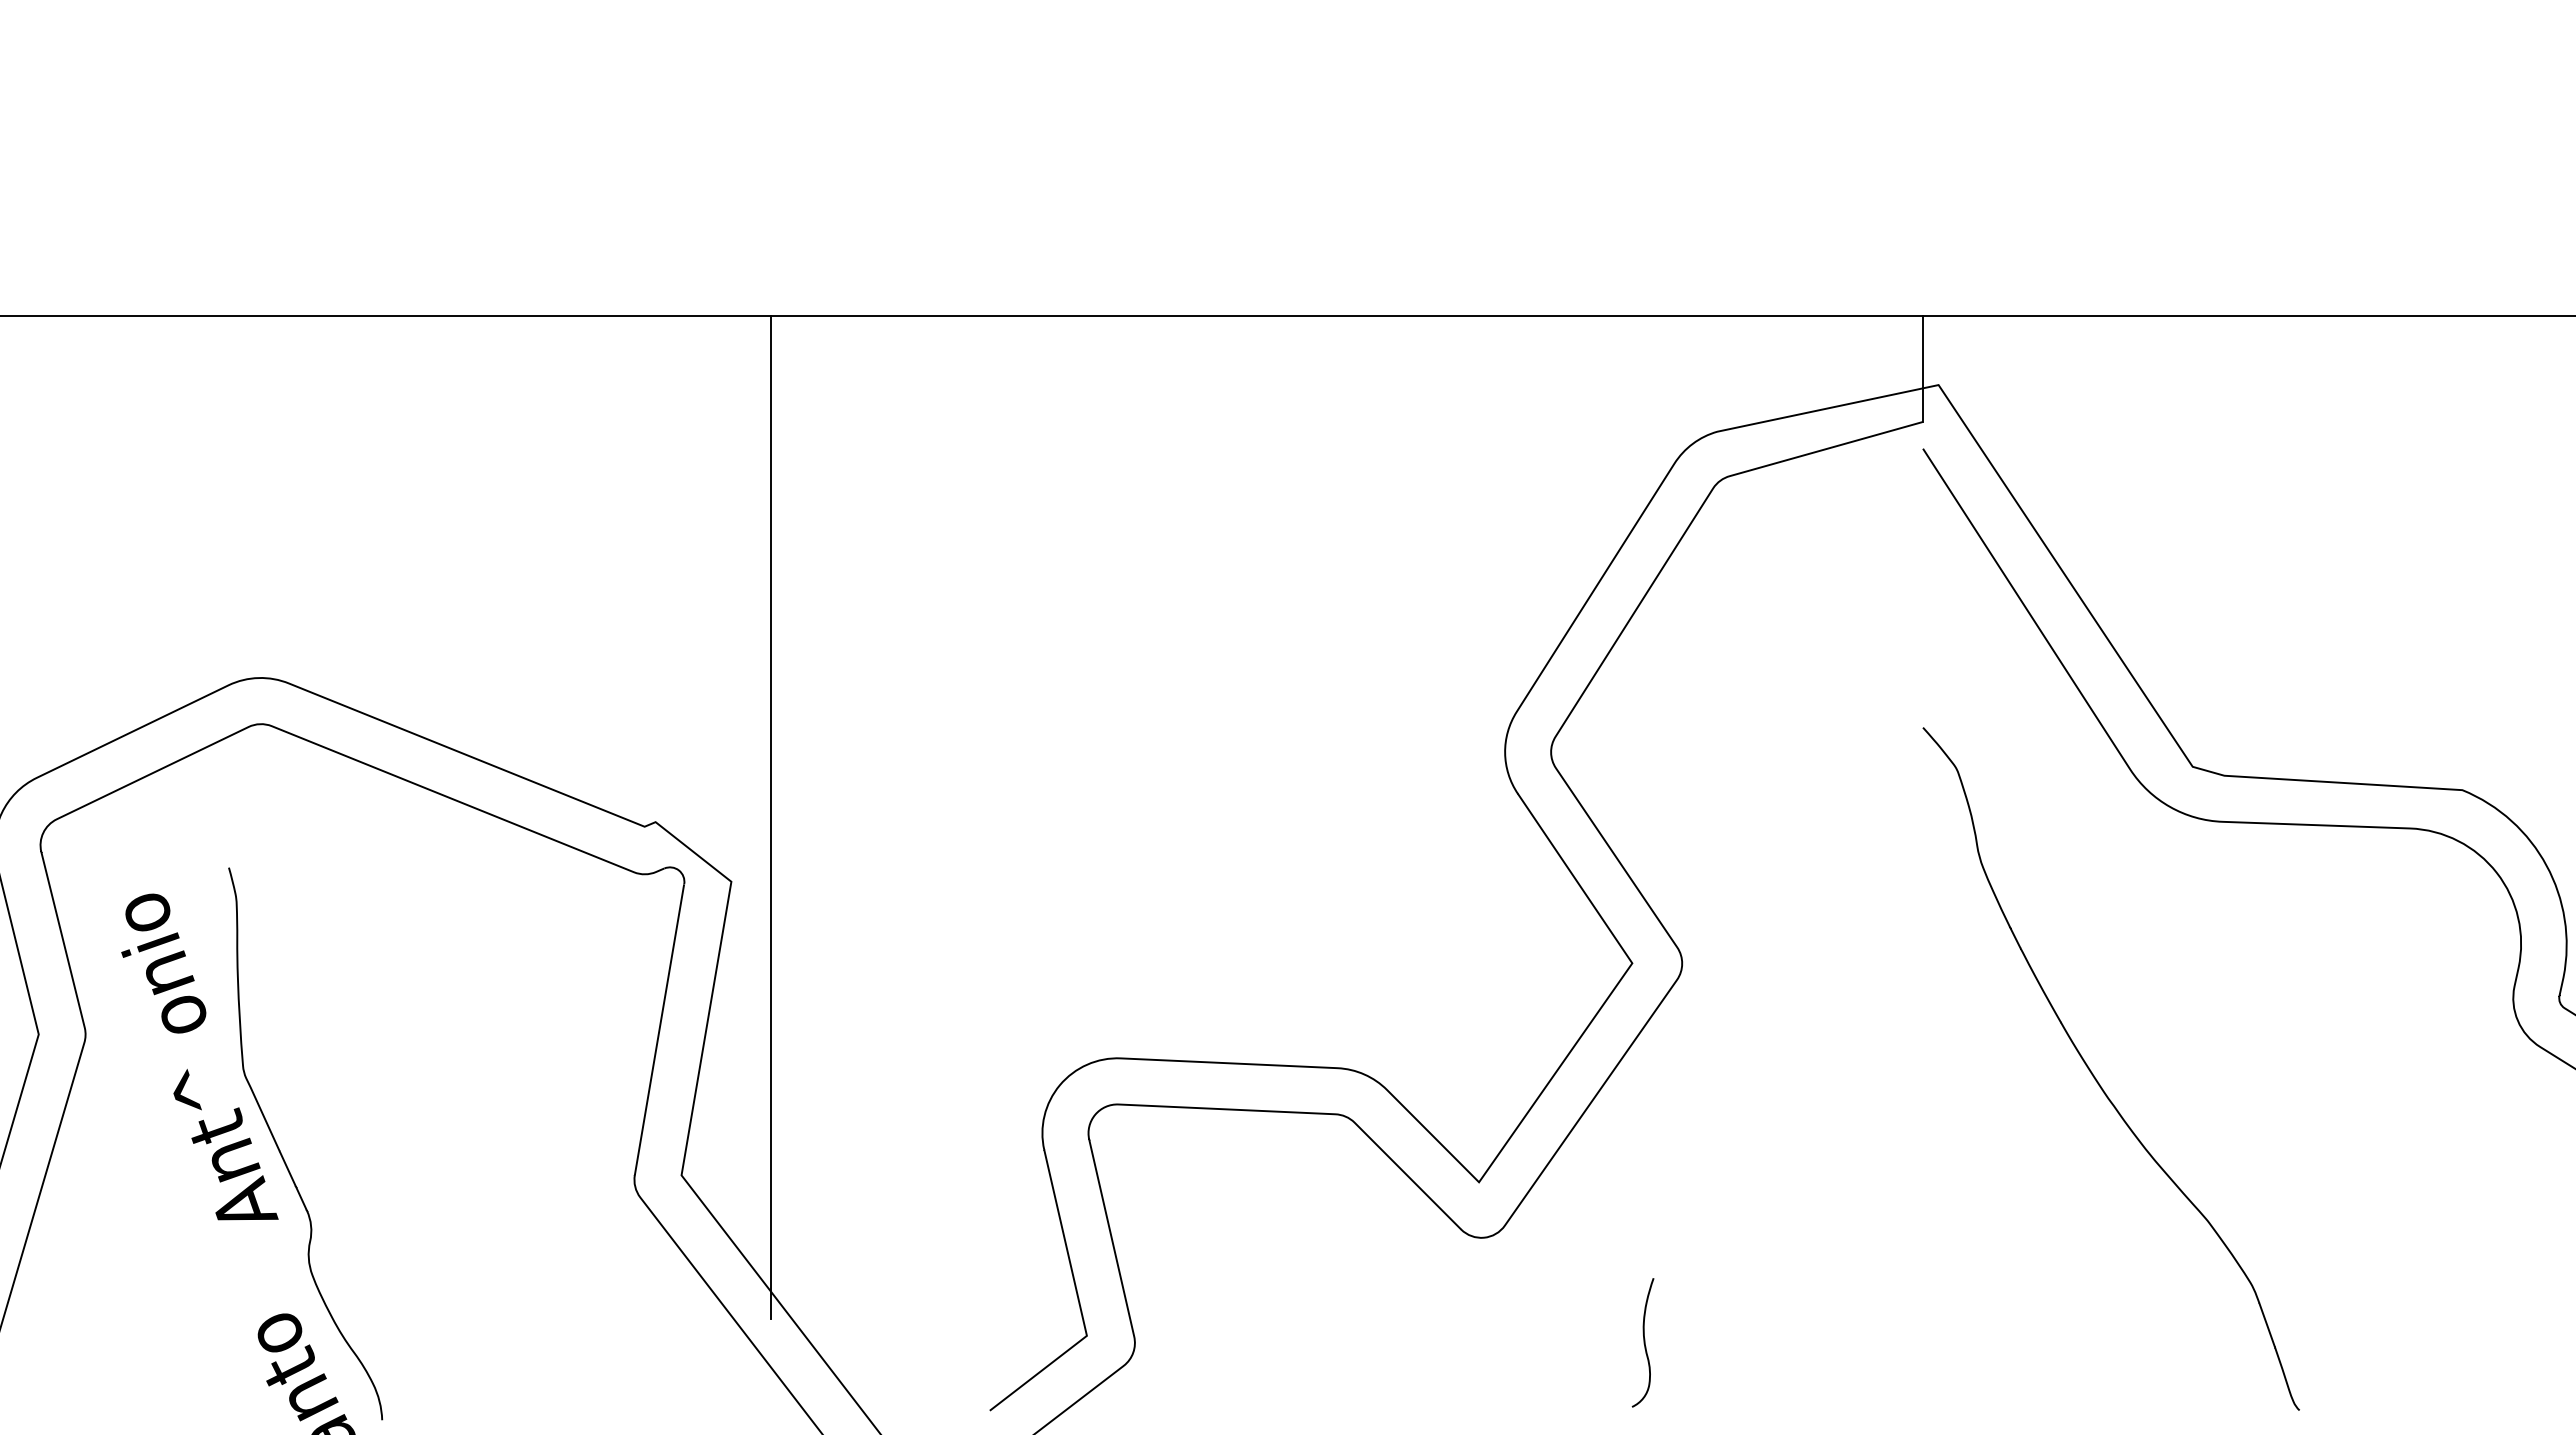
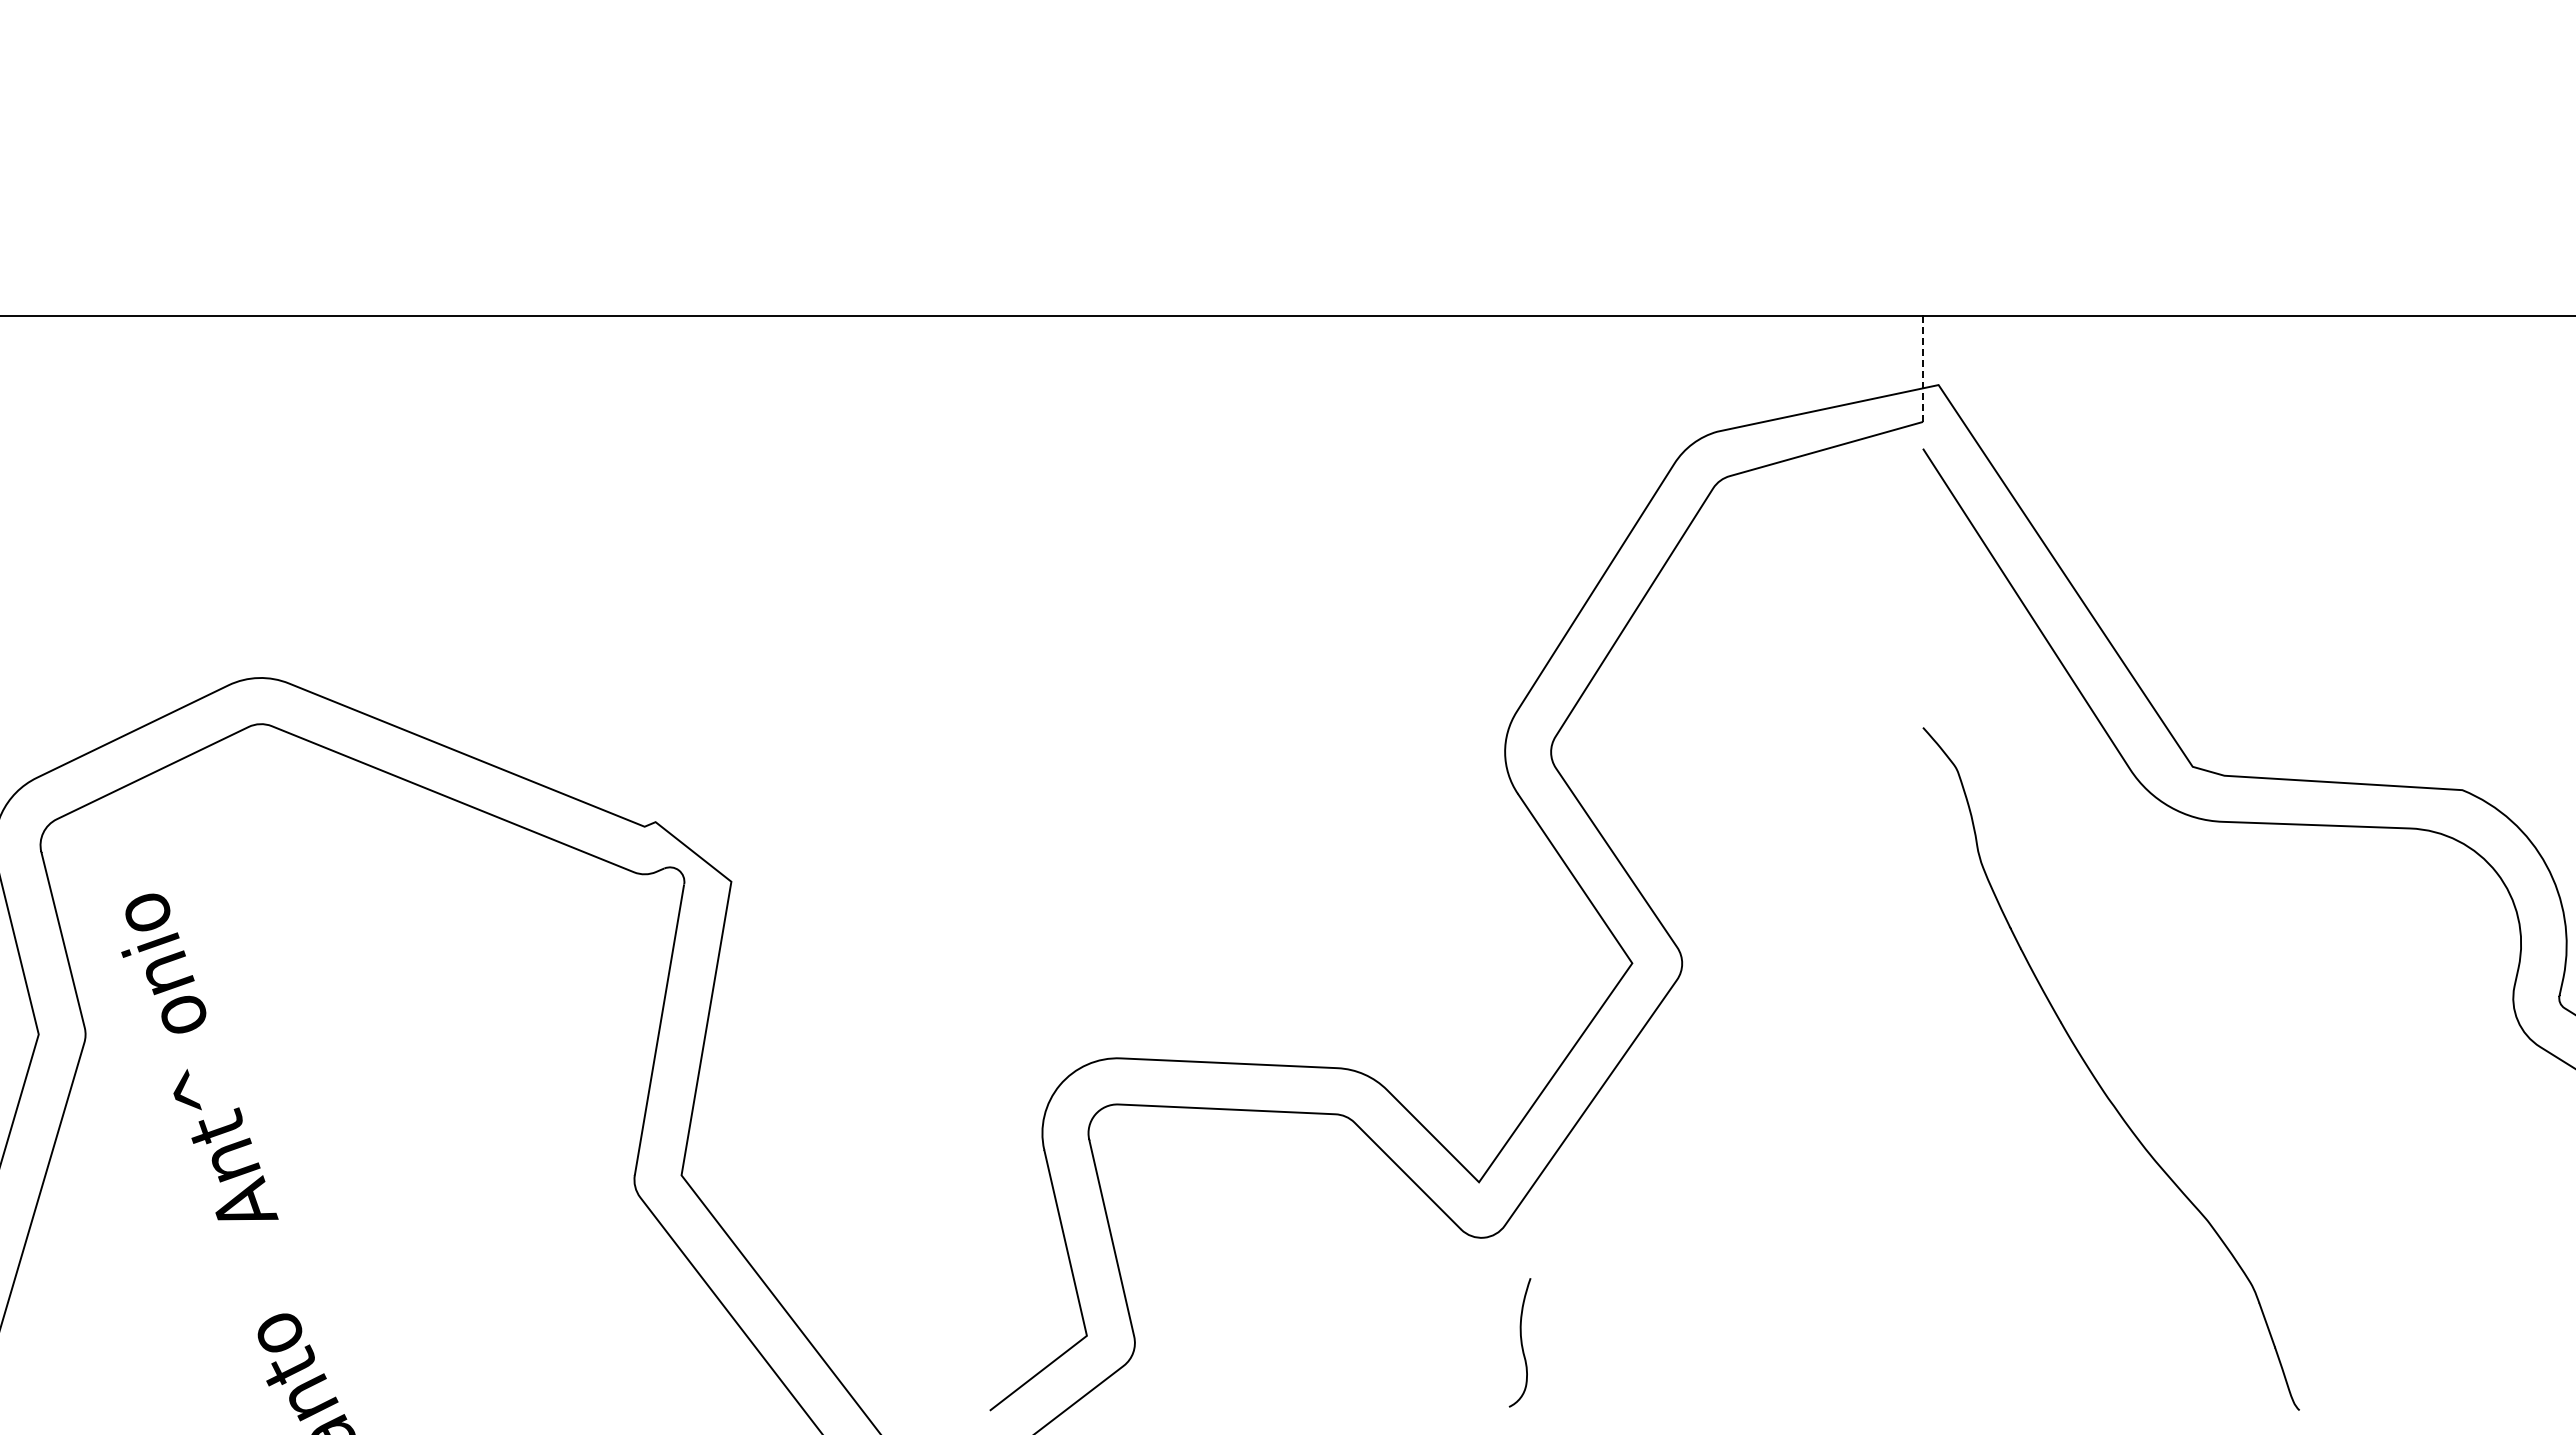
line: solid -> dashed (1923, 368)
line: present -> none (770, 817)
curve: present -> none (282, 1154)
curve position: (1643, 1342) -> (1520, 1342) (1520, 1342)
